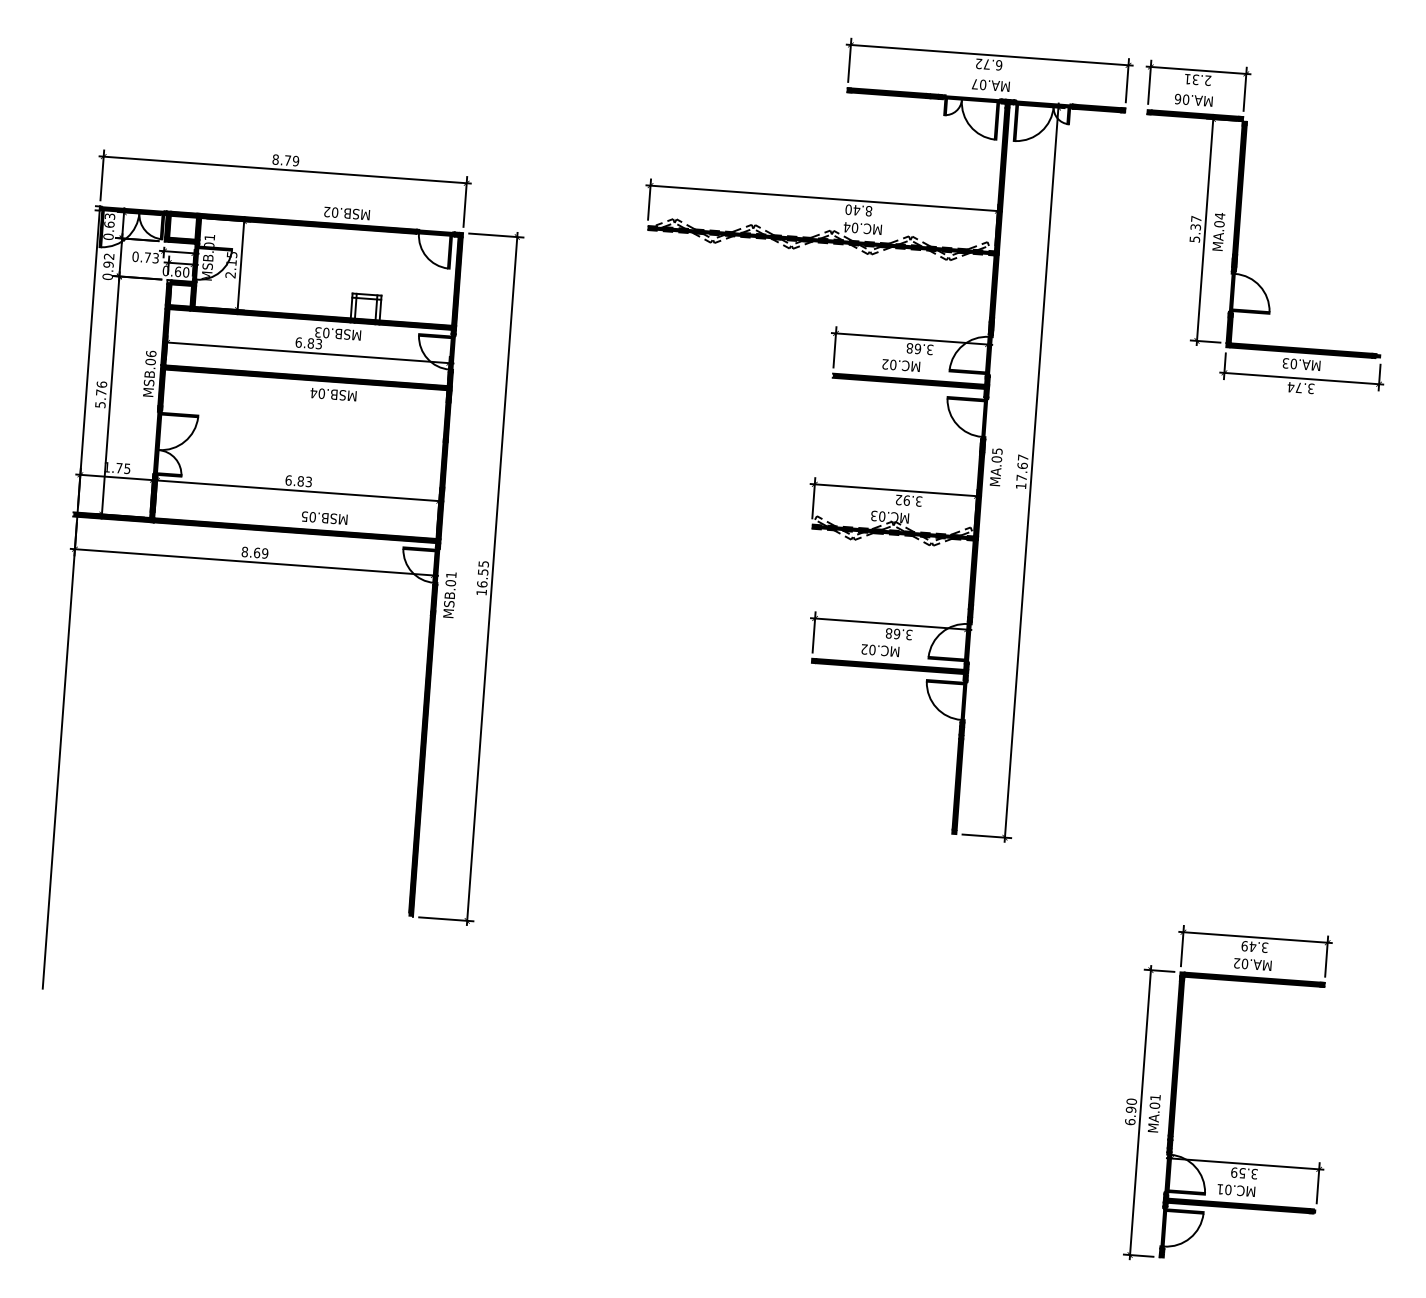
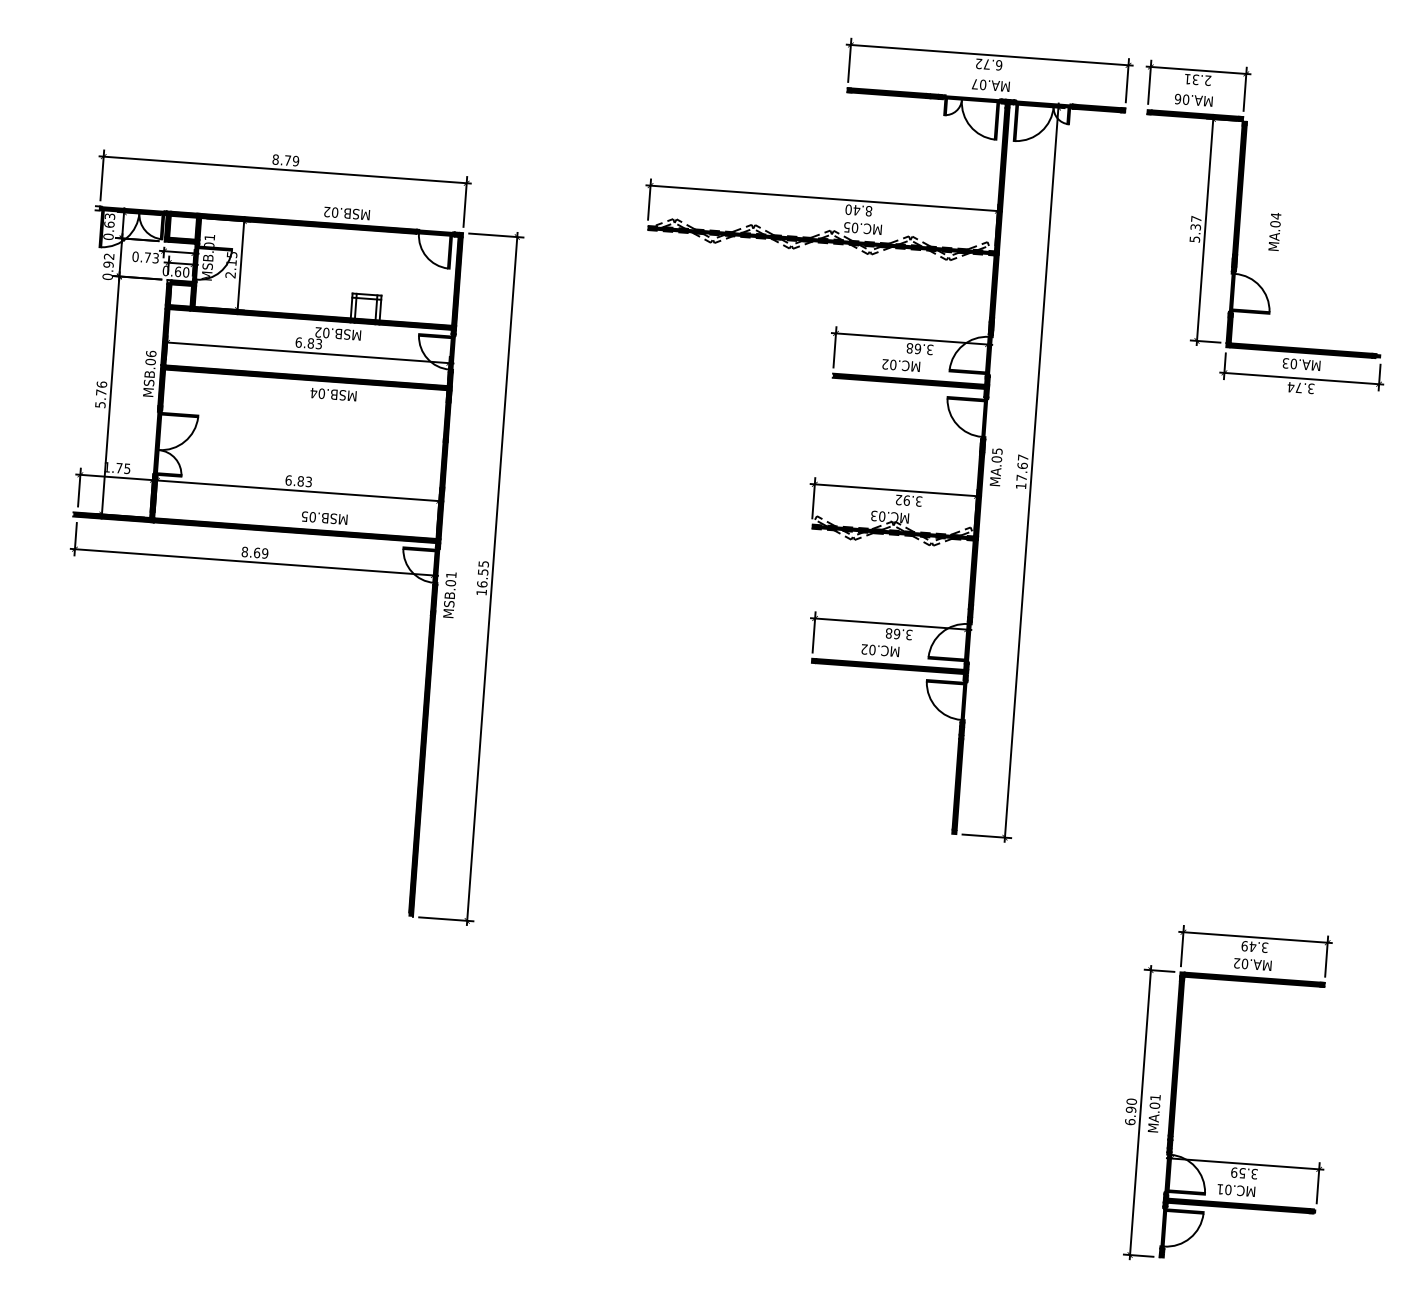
text: MC.04 -> MC.05 (846, 227)
text position: (1218, 231) -> (1274, 231) (1274, 231)
text: MSB.03 -> MSB.02 (318, 332)
line: present -> none (71, 597)
